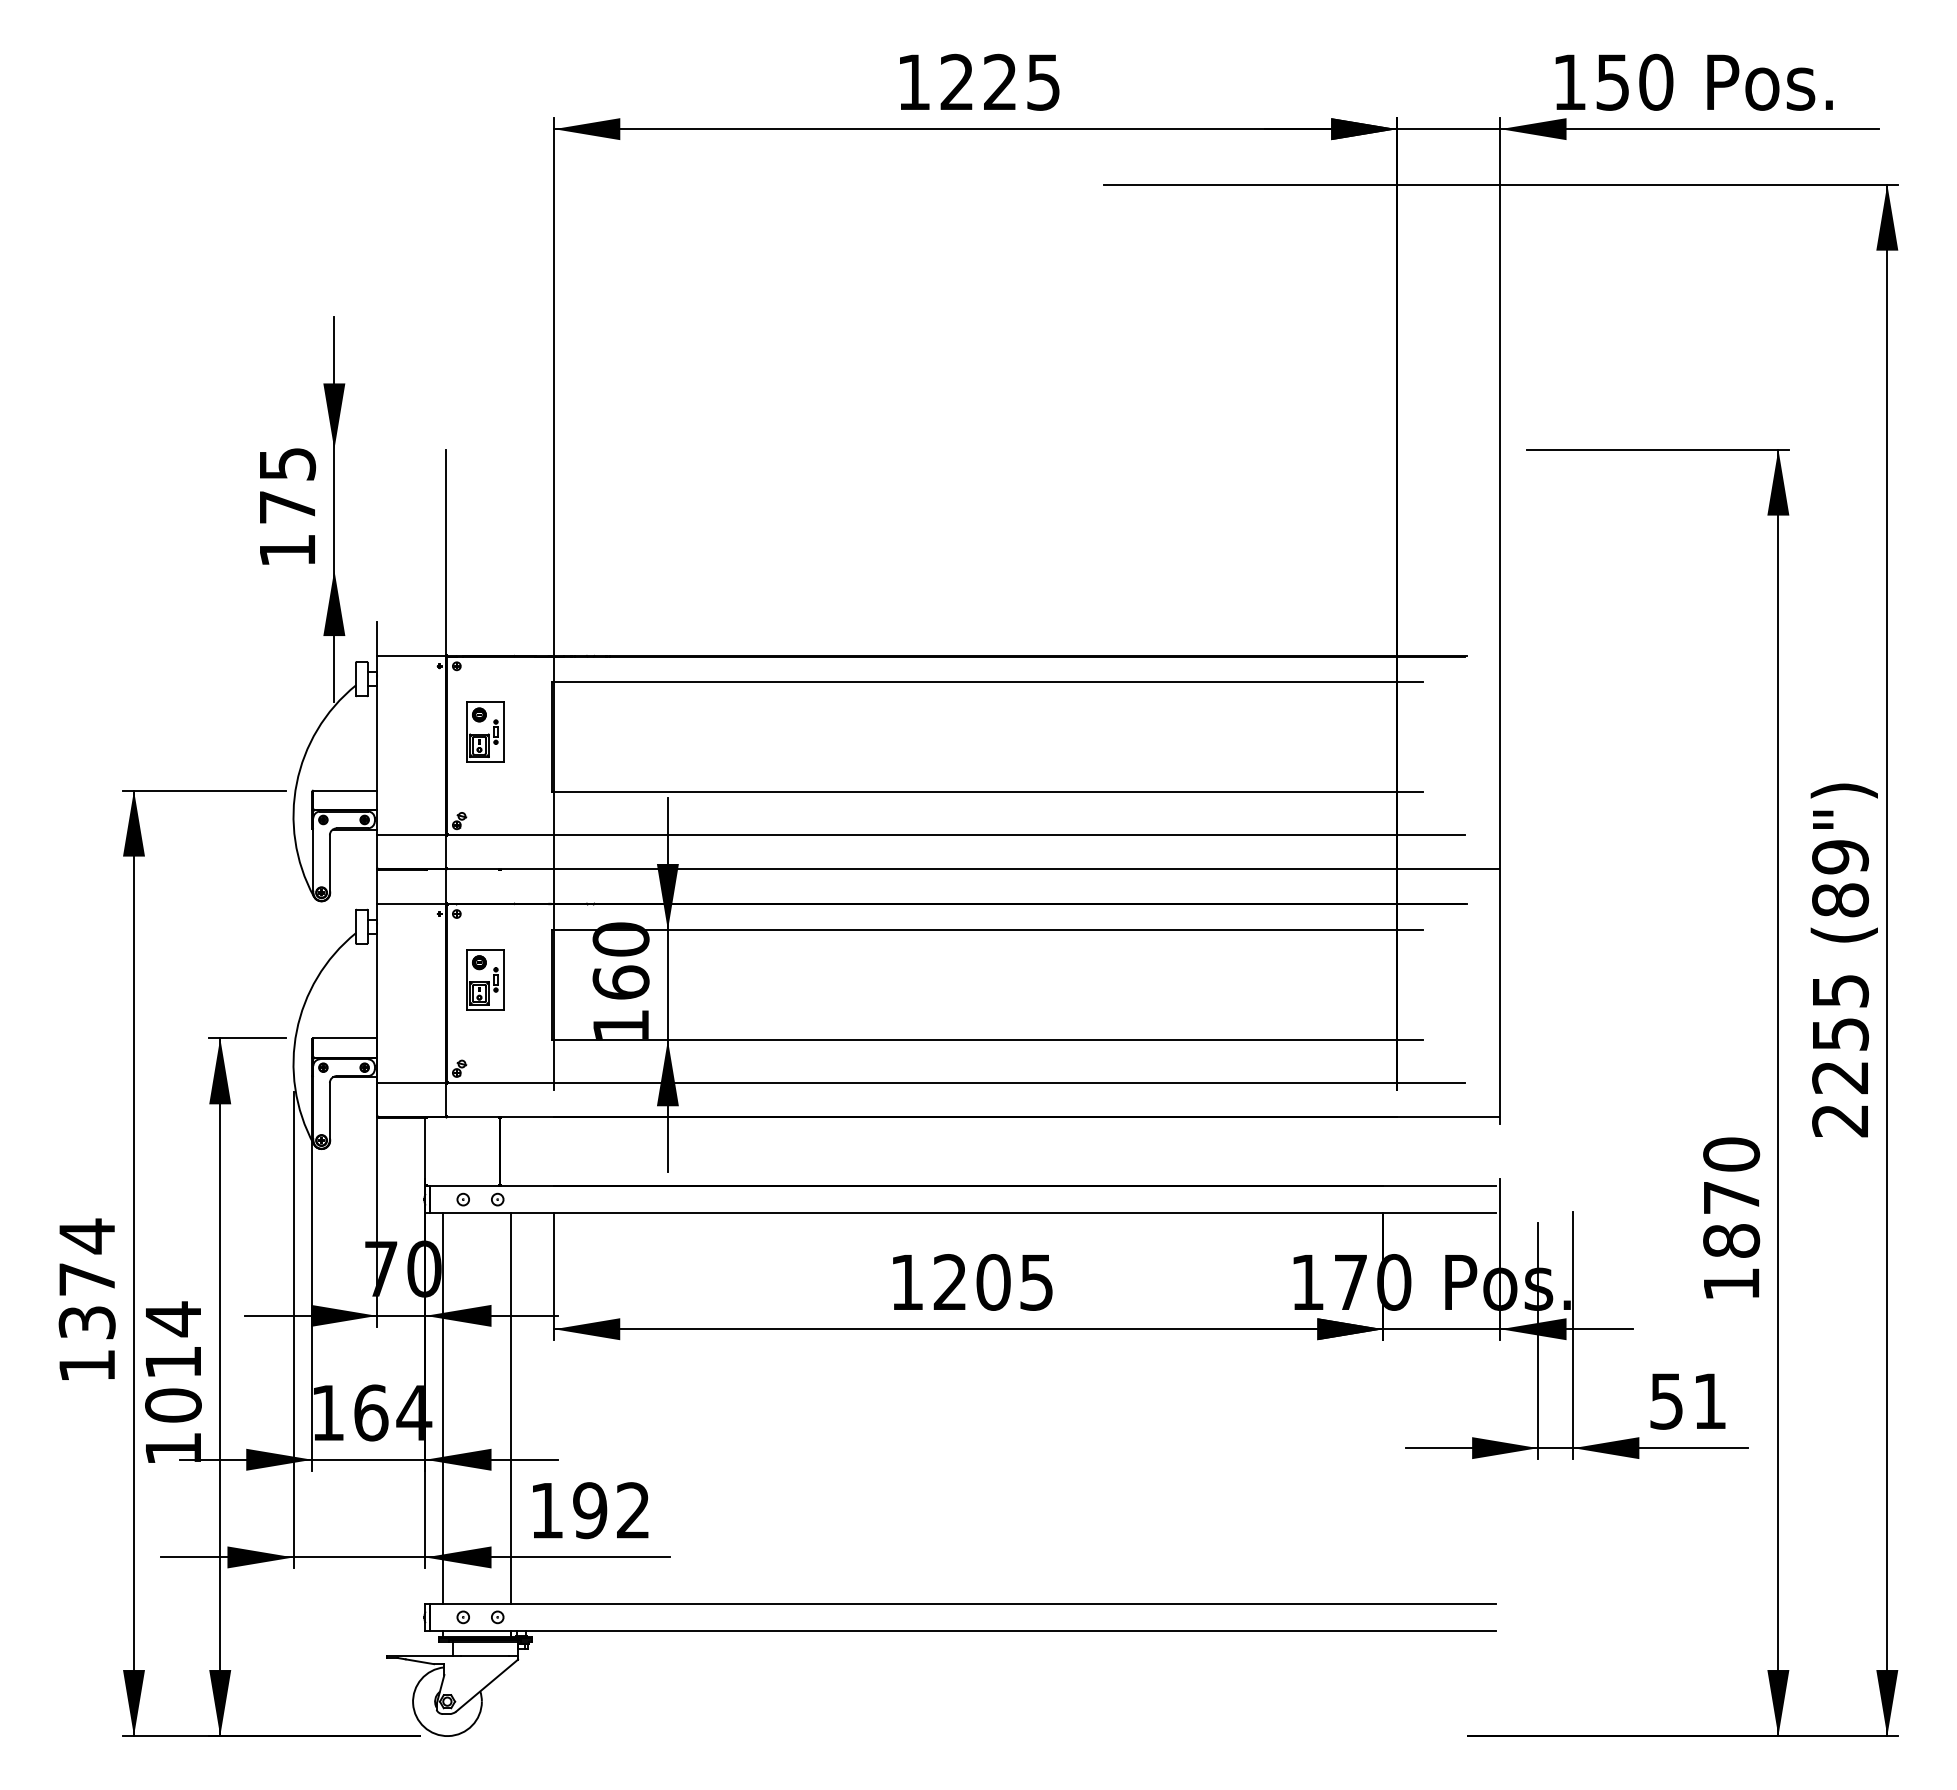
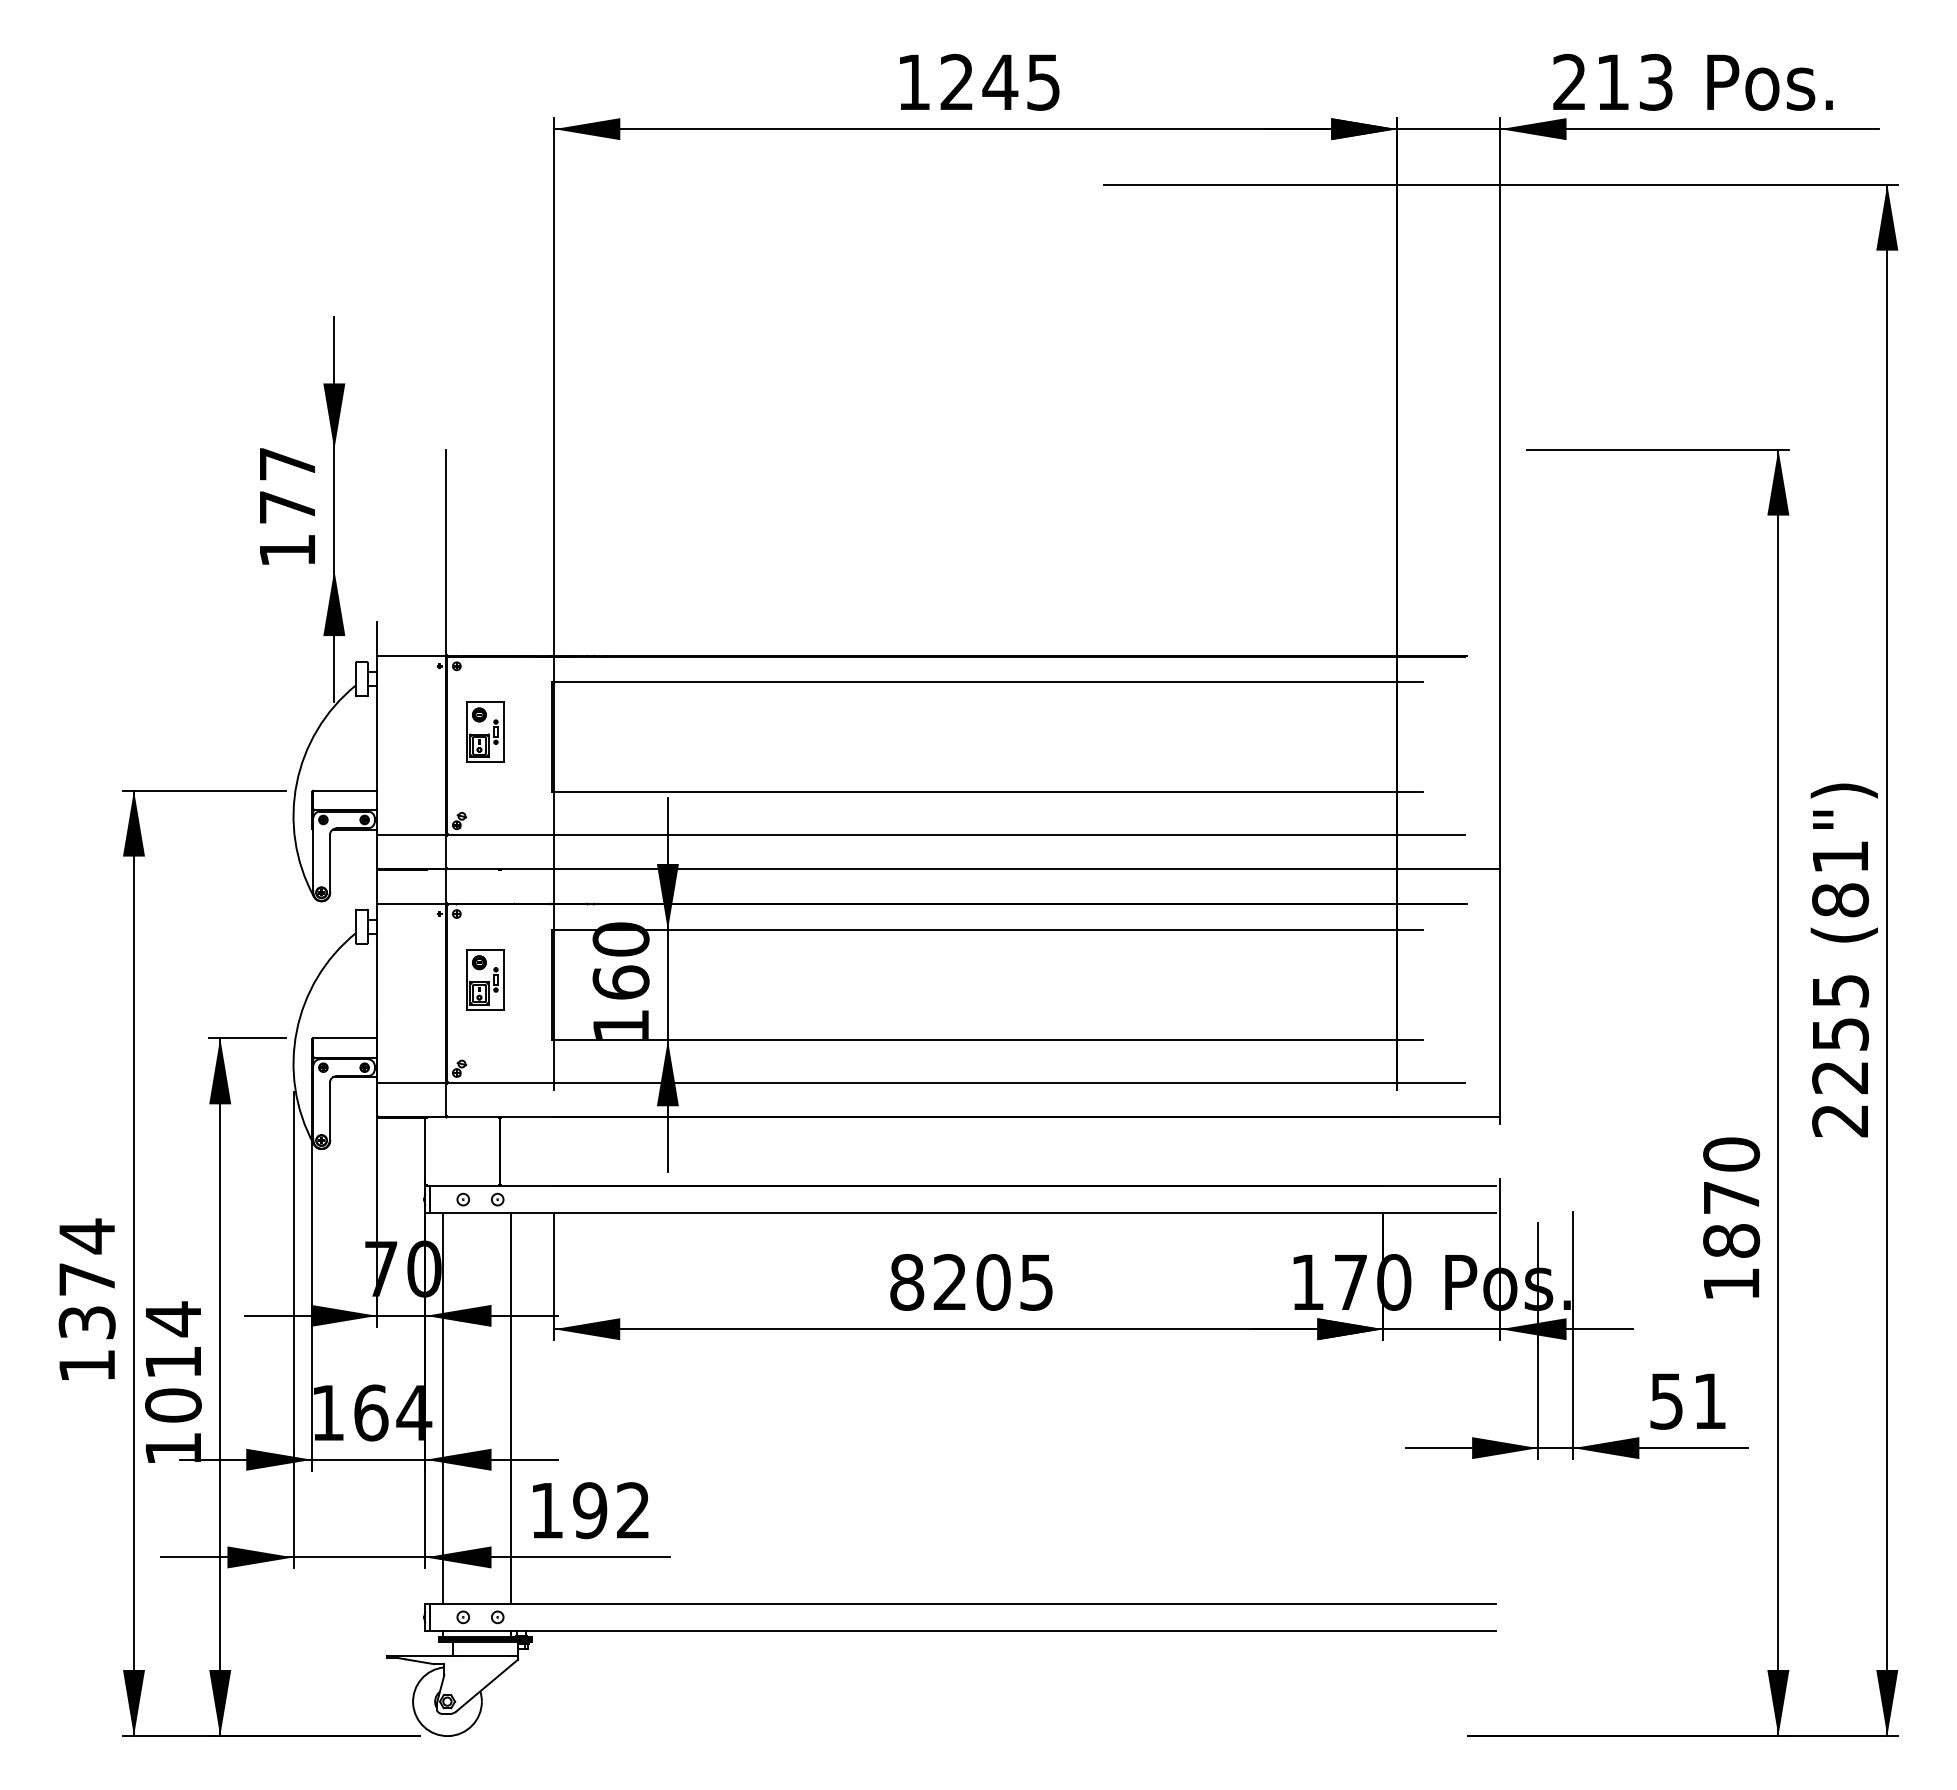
text: 1225 -> 1245 (1000, 81)
text: 150 -> 213 (1613, 81)
text: 175 -> 177 (288, 464)
text: (89") -> (81") (1840, 857)
text: 1205 -> 8205 (907, 1282)
